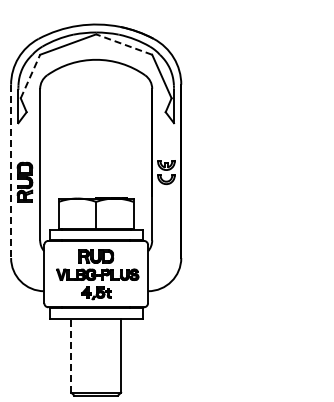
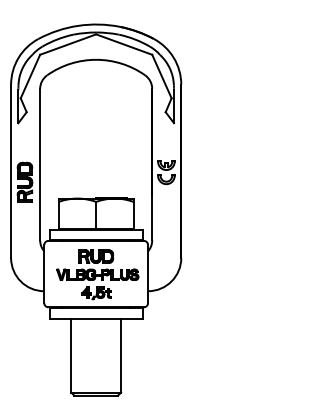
line: dashed -> solid (124, 44)
line: dashed -> solid (30, 76)
line: dashed -> solid (11, 171)
line: dashed -> solid (71, 355)
